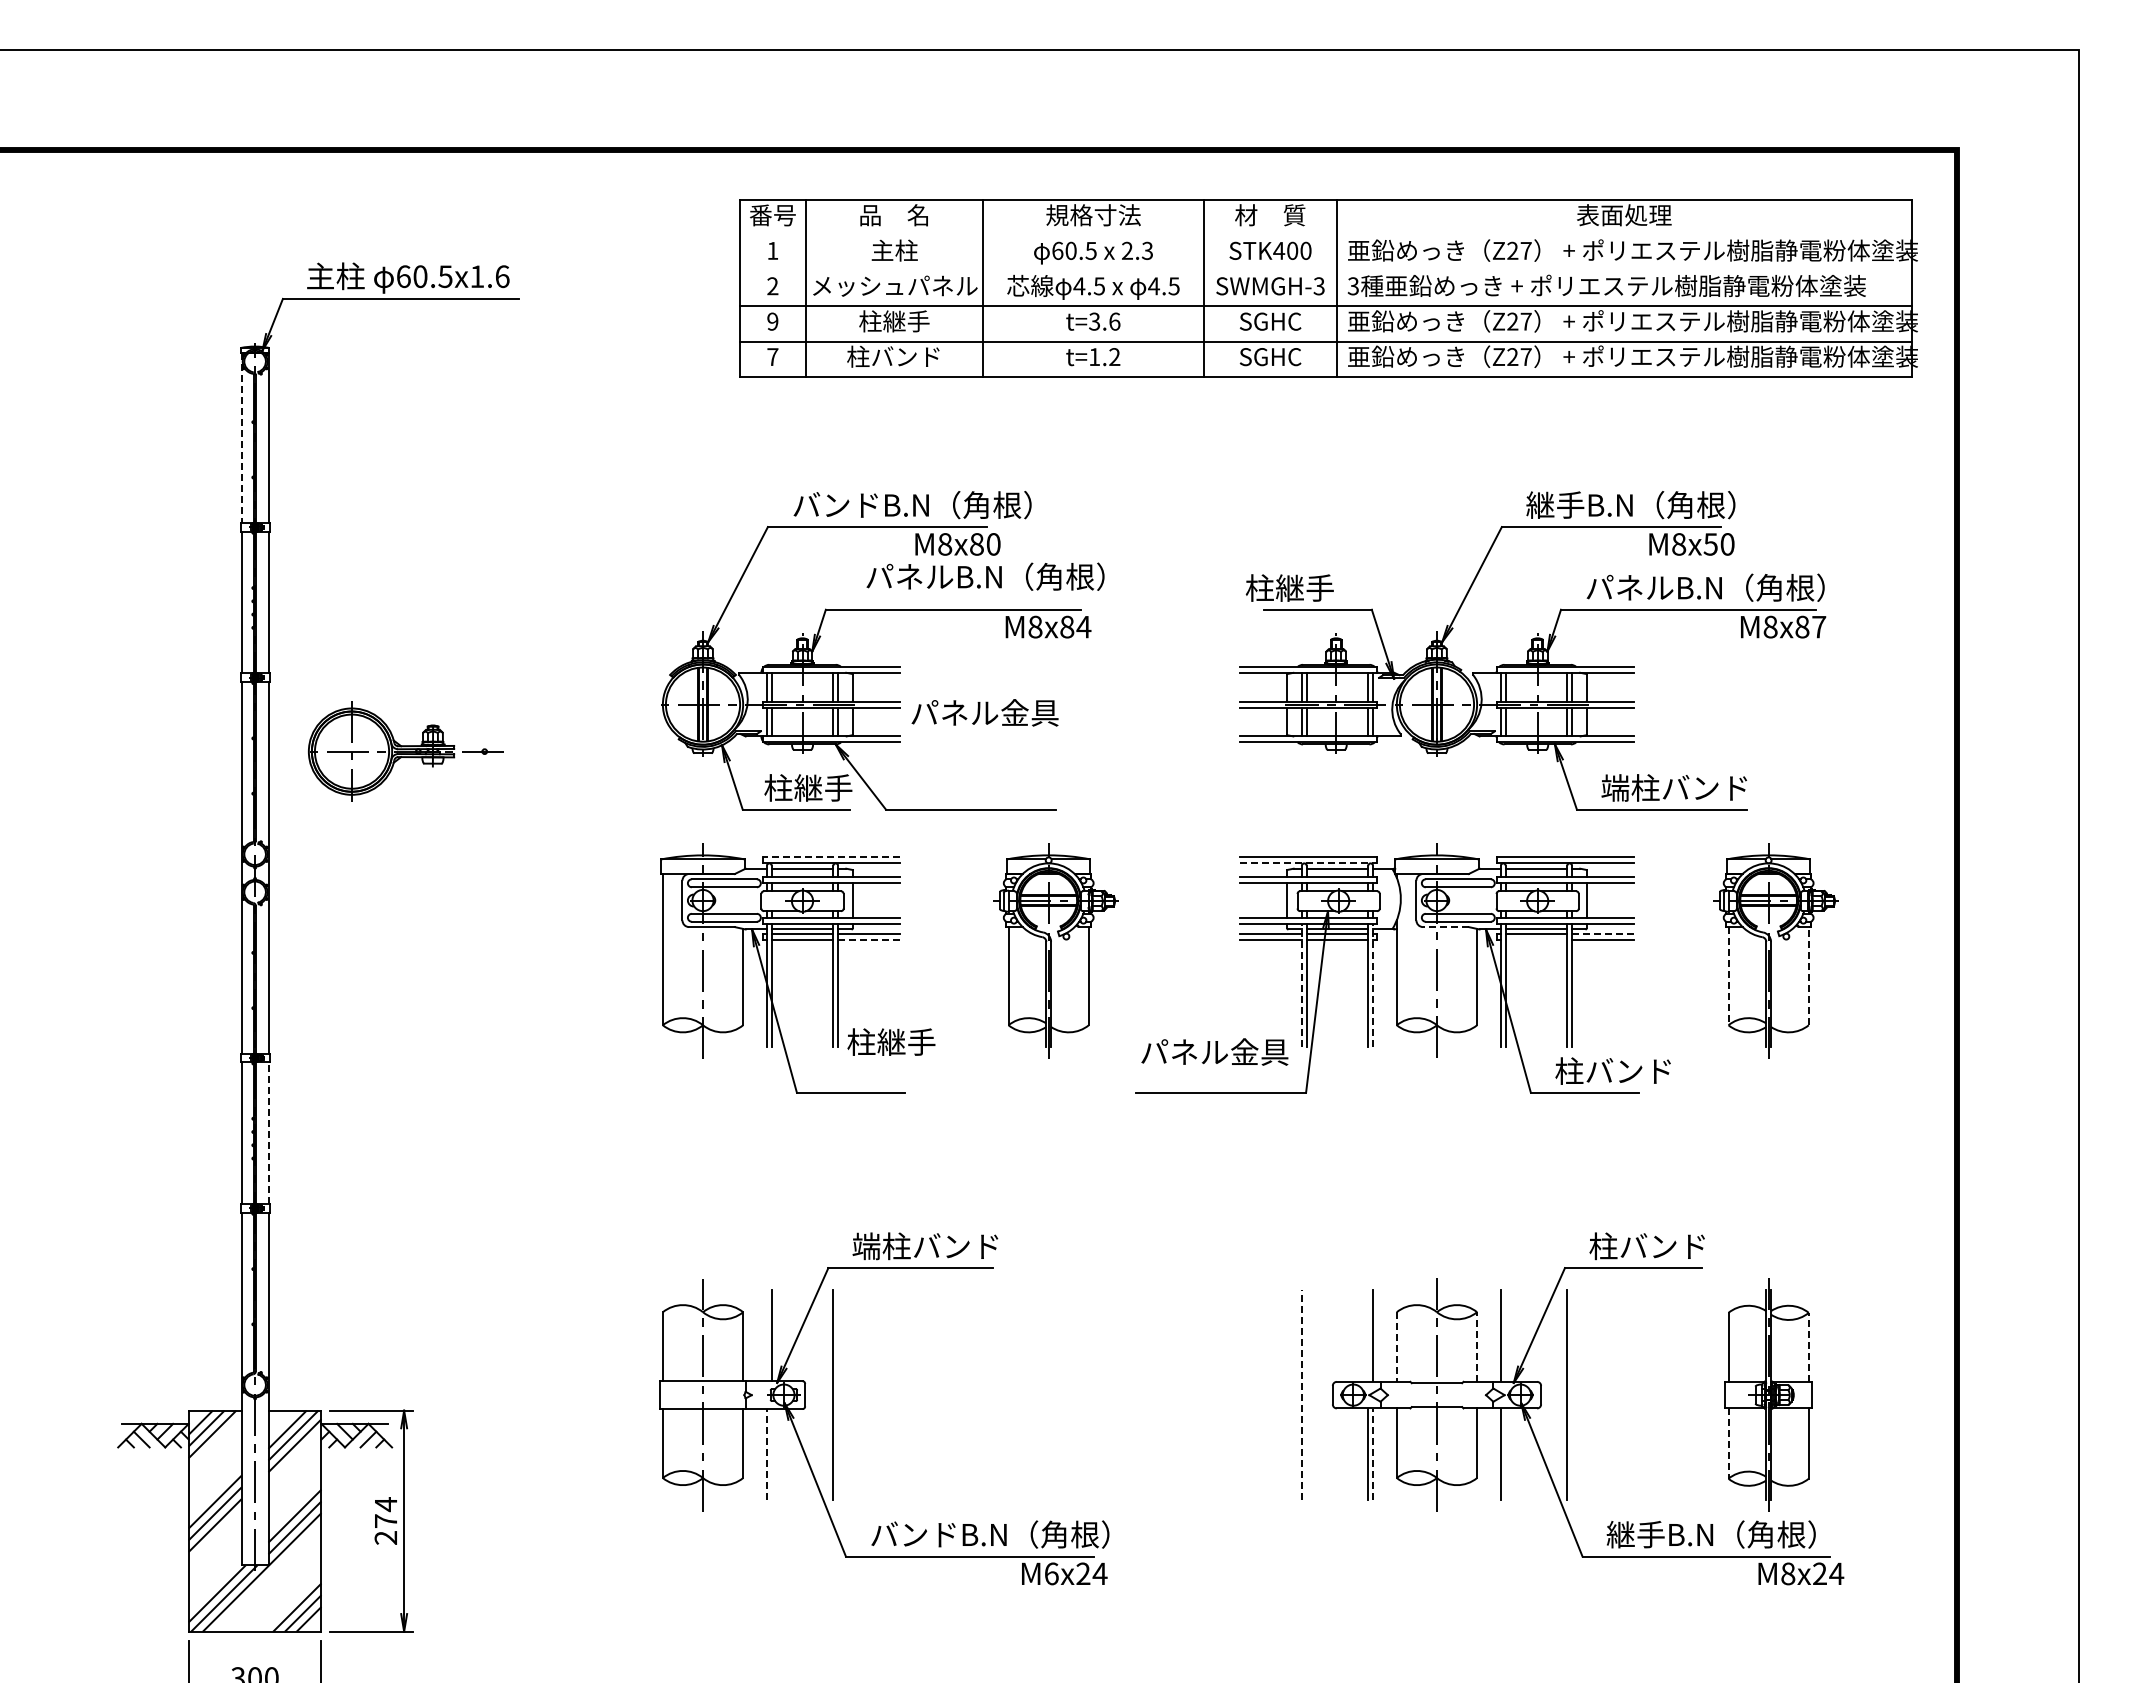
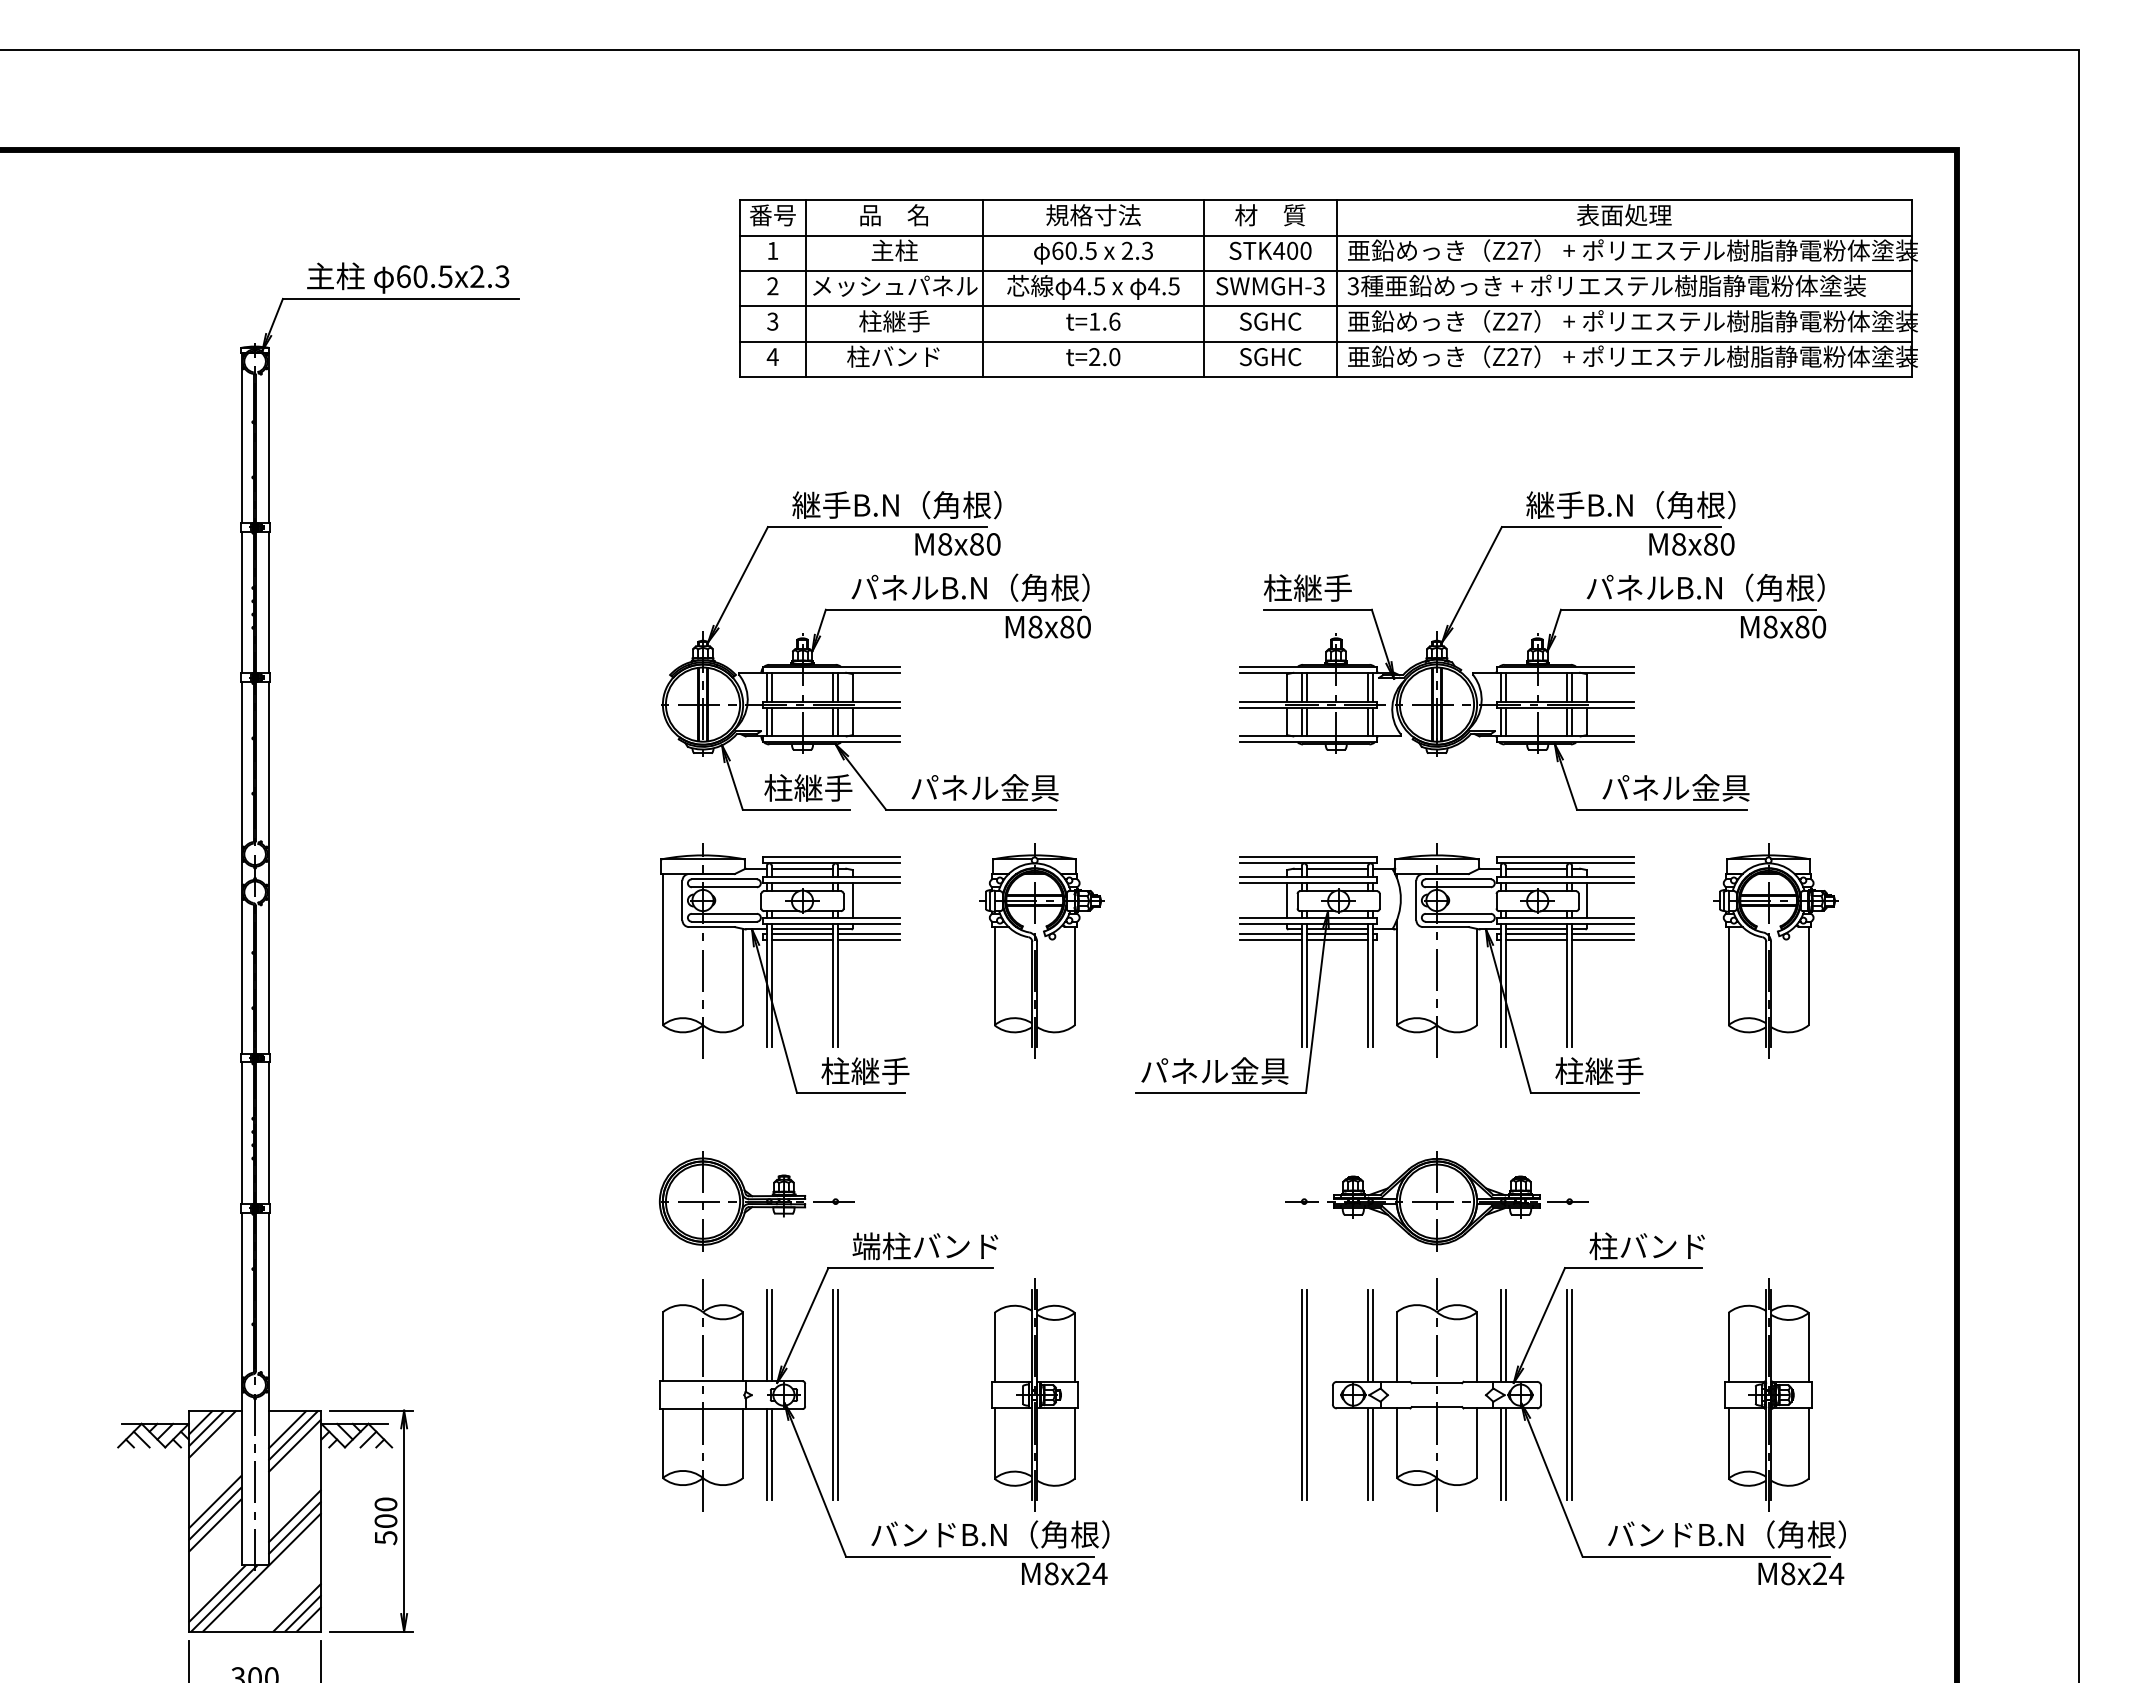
line: none -> present (1325, 235)
line: none -> present (1325, 270)
text: 60.5x1.6 -> 60.5x2.3 (489, 276)
text: 9 -> 3 (772, 321)
text: t=3.6 -> t=1.6 (1094, 321)
text: 7 -> 4 (772, 356)
text: t=1.2 -> t=2.0 (1104, 357)
line: dashed -> solid (241, 438)
text: バンドB.N（角根） -> 継手B.N（角根） (911, 504)
text: M8x50 -> M8x80 (1710, 544)
text position: (985, 576) -> (970, 587) (970, 587)
text position: (1289, 587) -> (1307, 587) (1307, 587)
text: M8x84 -> M8x80 (1083, 626)
text: M8x87 -> M8x80 (1819, 626)
text position: (984, 712) -> (984, 787) (984, 787)
part position: (405, 751) -> (756, 1201) (756, 1201)
text: 端柱バンド -> パネル金具 (1675, 787)
line: dashed -> solid (830, 857)
line: dashed -> solid (1309, 863)
line: dashed -> solid (1445, 927)
line: dashed -> solid (1602, 933)
line: dashed -> solid (868, 939)
line: none -> present (1536, 939)
part position: (1055, 950) -> (1041, 950) (1041, 950)
line: dashed -> solid (1808, 975)
line: dashed -> solid (1728, 976)
line: dashed -> solid (1301, 985)
line: dashed -> solid (1373, 985)
text position: (891, 1041) -> (865, 1070) (865, 1070)
text position: (1214, 1051) -> (1214, 1070) (1214, 1070)
text: 柱バンド -> 柱継手 (1627, 1070)
line: dashed -> solid (268, 1133)
part: none -> present (1436, 1201)
line: none -> present (766, 1335)
line: none -> present (1368, 1335)
line: none -> present (1505, 1335)
line: dashed -> solid (1808, 1346)
line: dashed -> solid (1396, 1347)
line: dashed -> solid (1477, 1347)
part: none -> present (1034, 1394)
line: dashed -> solid (1301, 1394)
line: none -> present (838, 1395)
line: none -> present (1306, 1395)
line: none -> present (1572, 1395)
line: dashed -> solid (1728, 1444)
line: dashed -> solid (766, 1454)
line: none -> present (771, 1454)
line: dashed -> solid (1373, 1454)
line: none -> present (1505, 1454)
text: 274 -> 500 (385, 1521)
text: 継手B.N（角根） -> バンドB.N（角根） (1725, 1534)
text: M6x24 -> M8x24 (1051, 1573)
